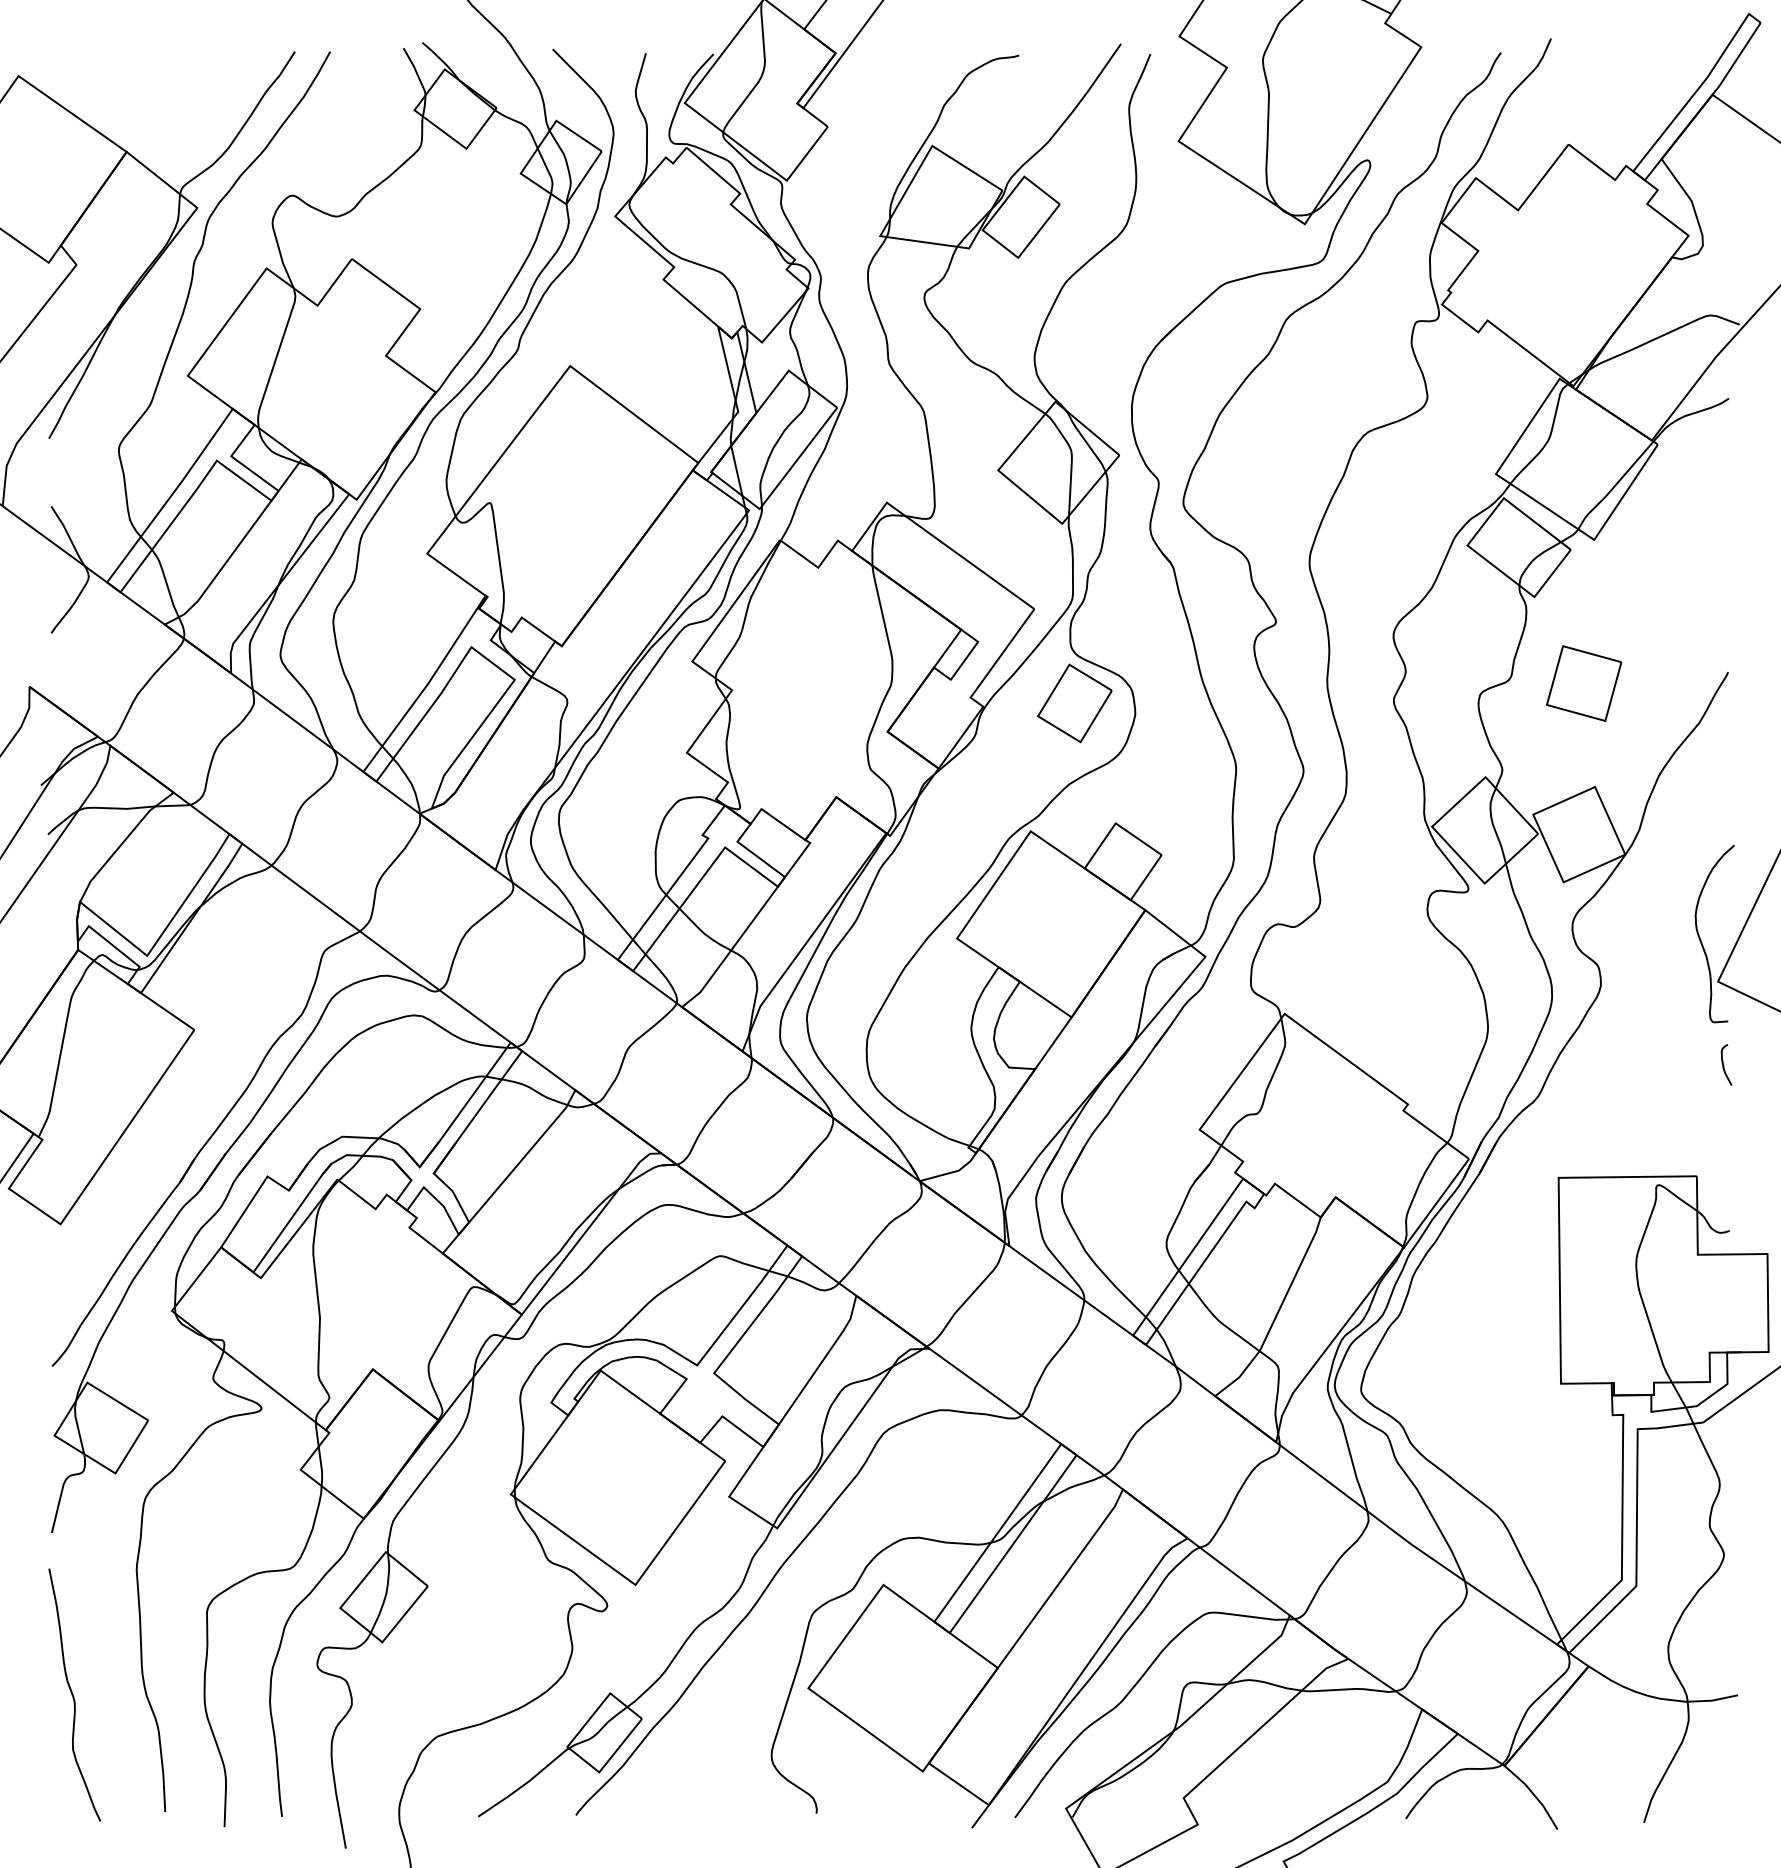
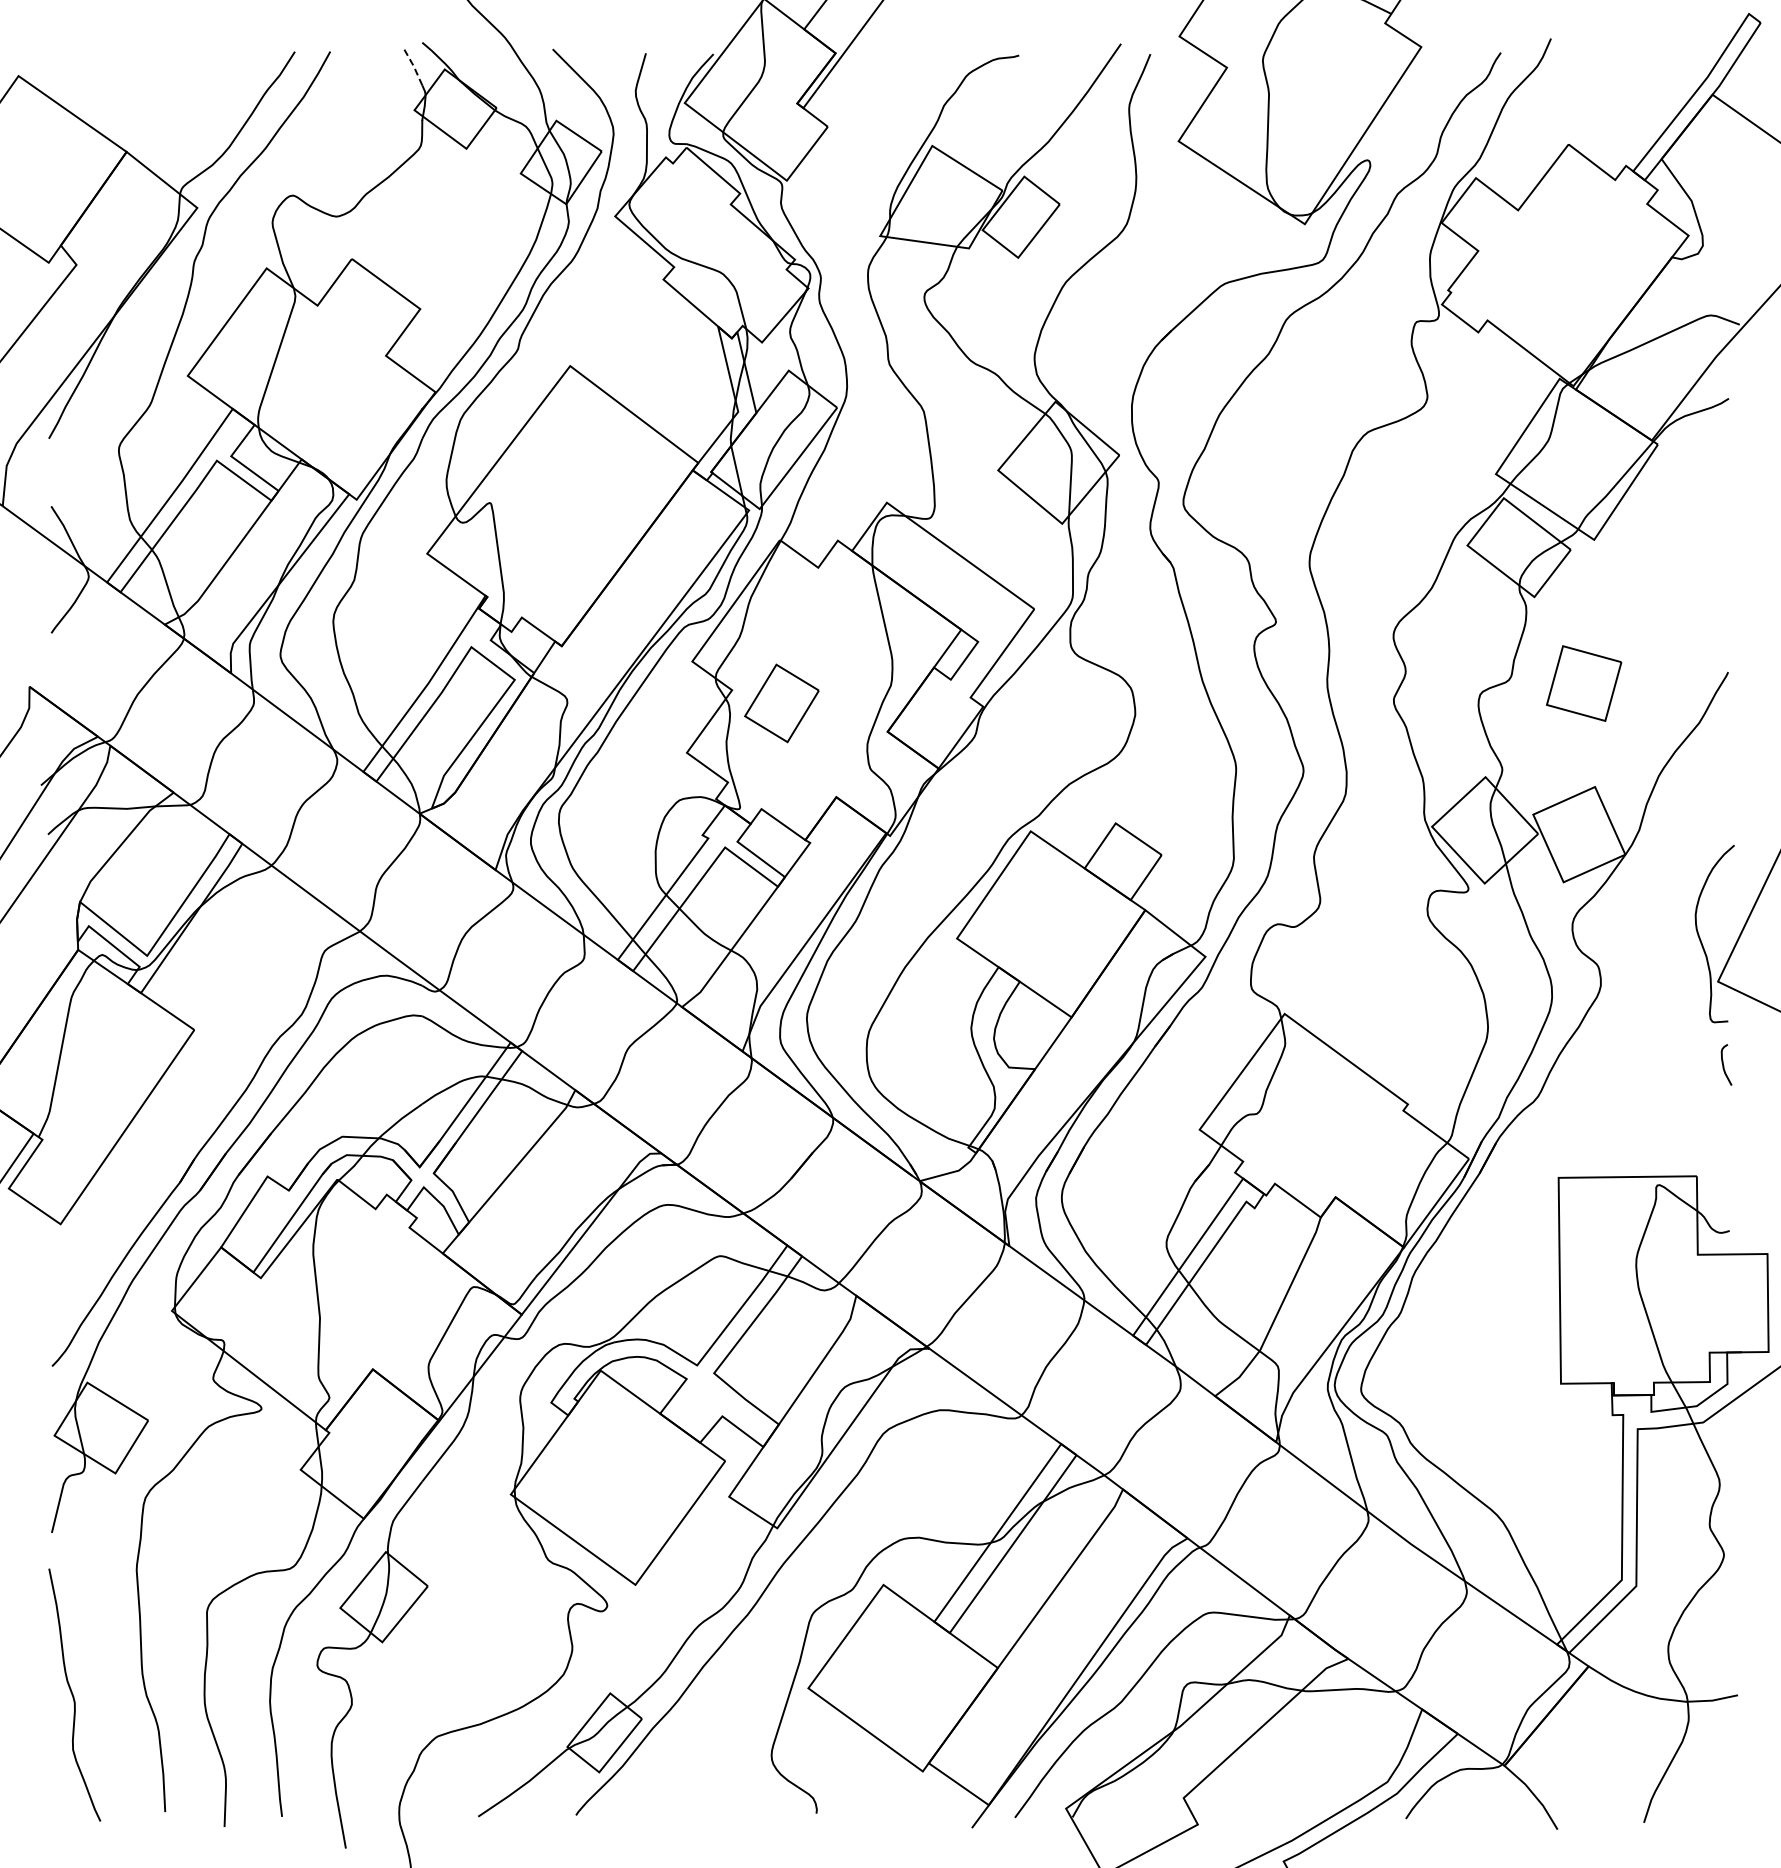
line: solid -> dashed (413, 66)
part position: (1074, 703) -> (781, 703) (781, 703)
